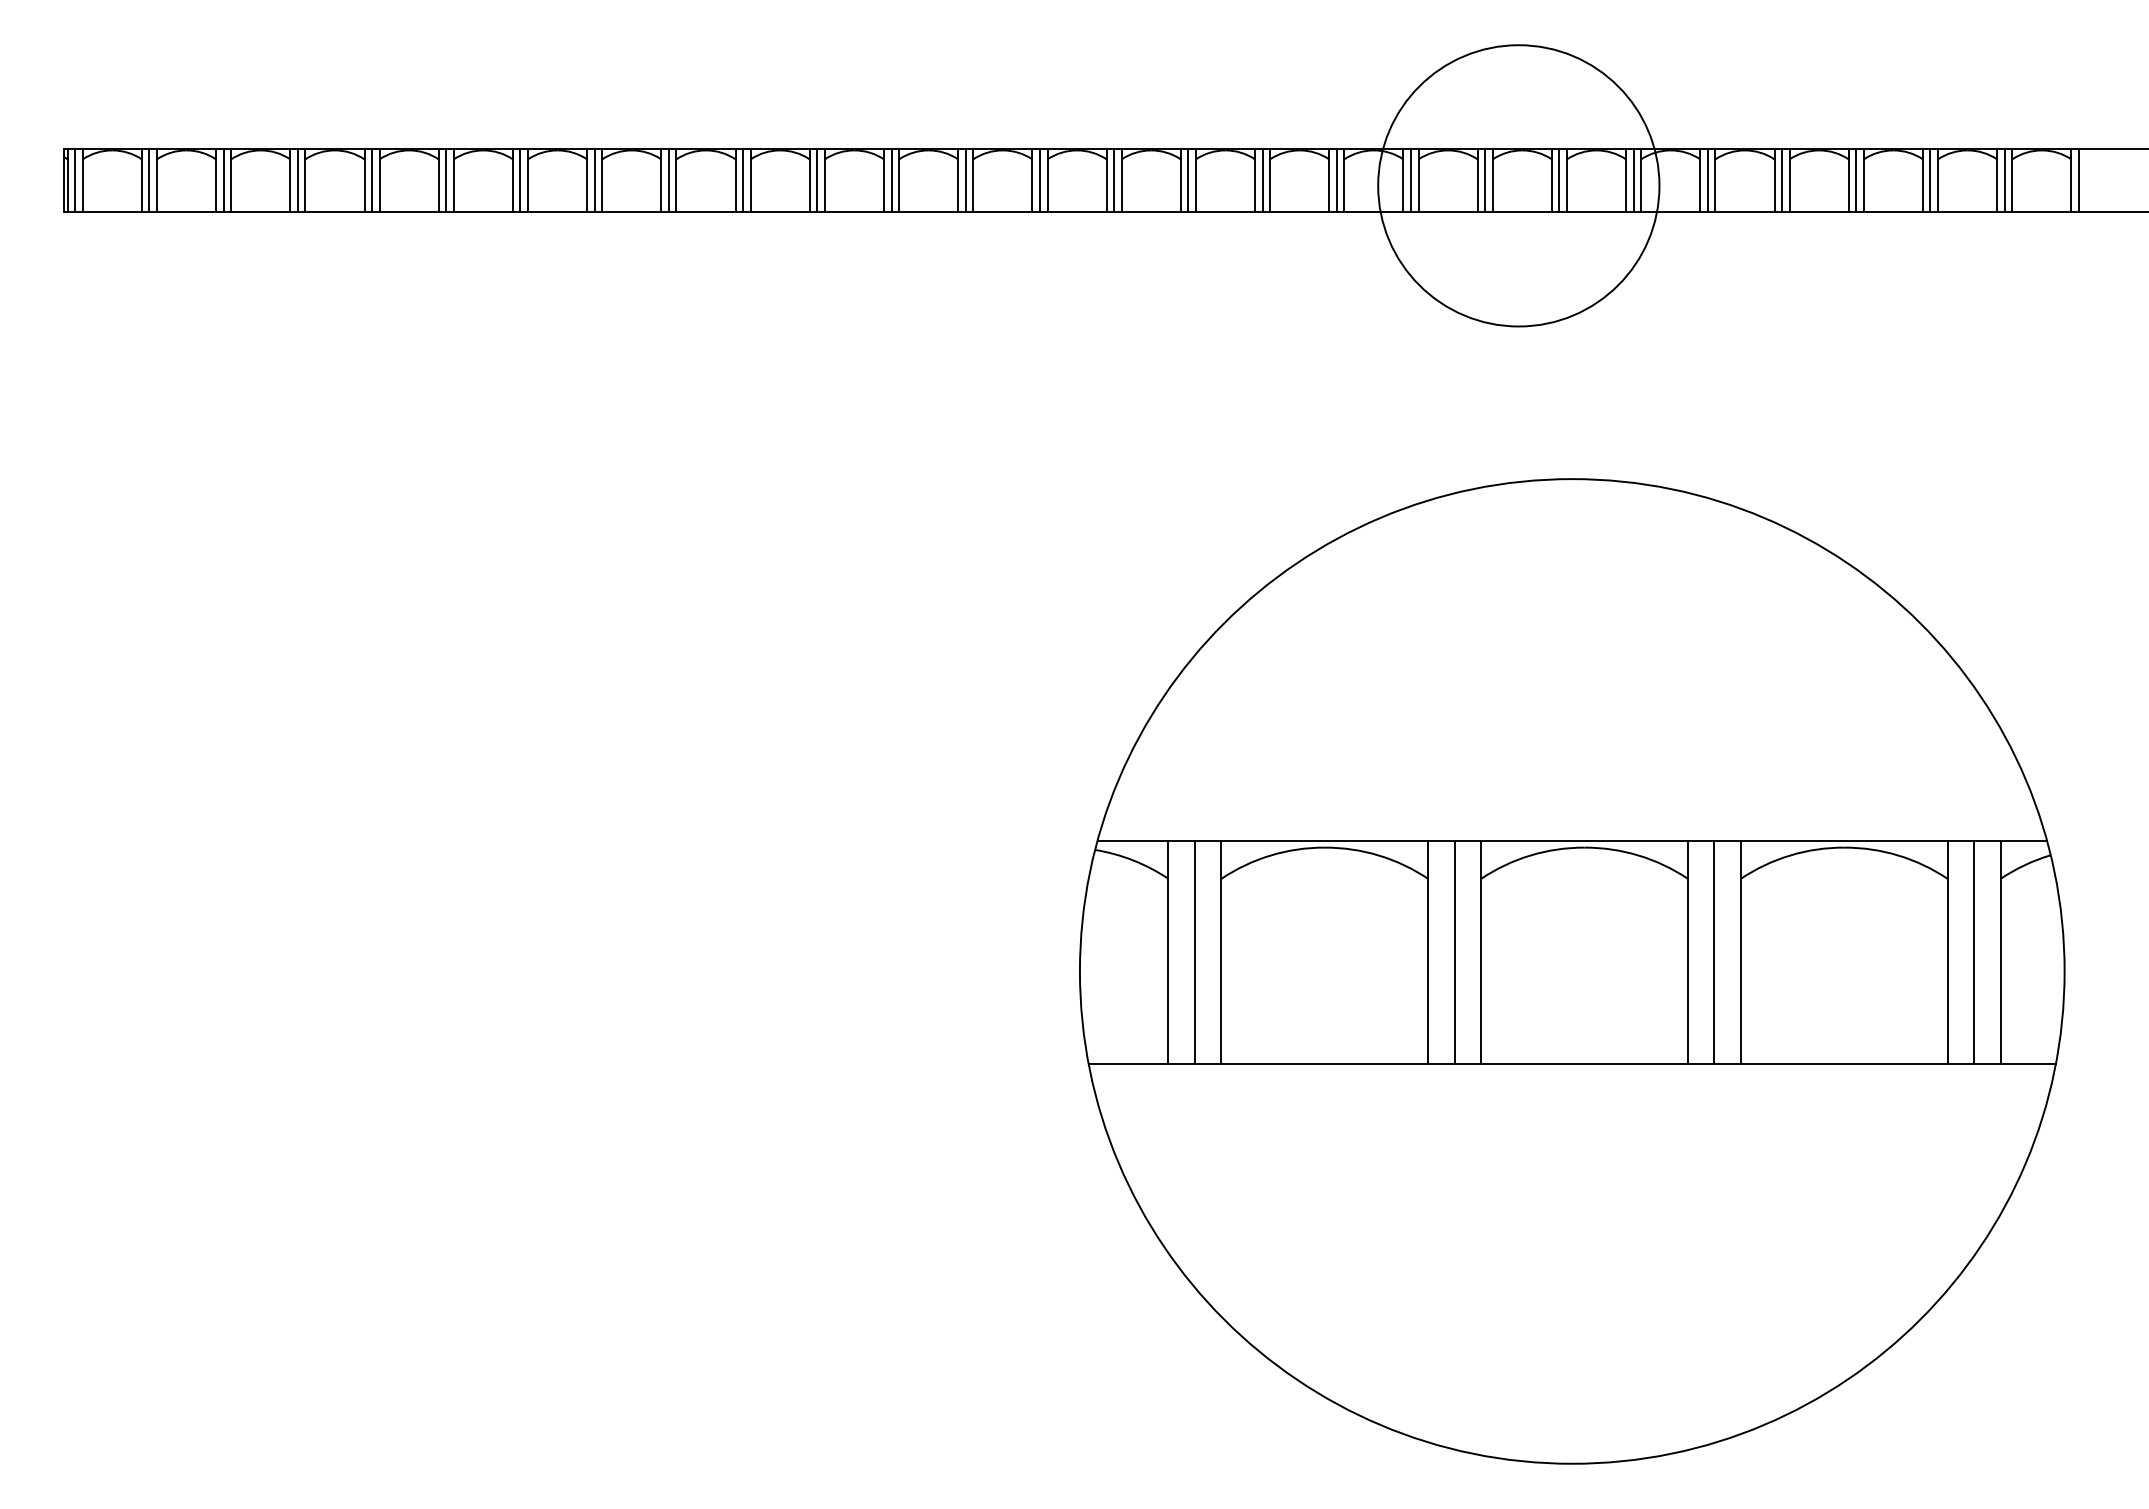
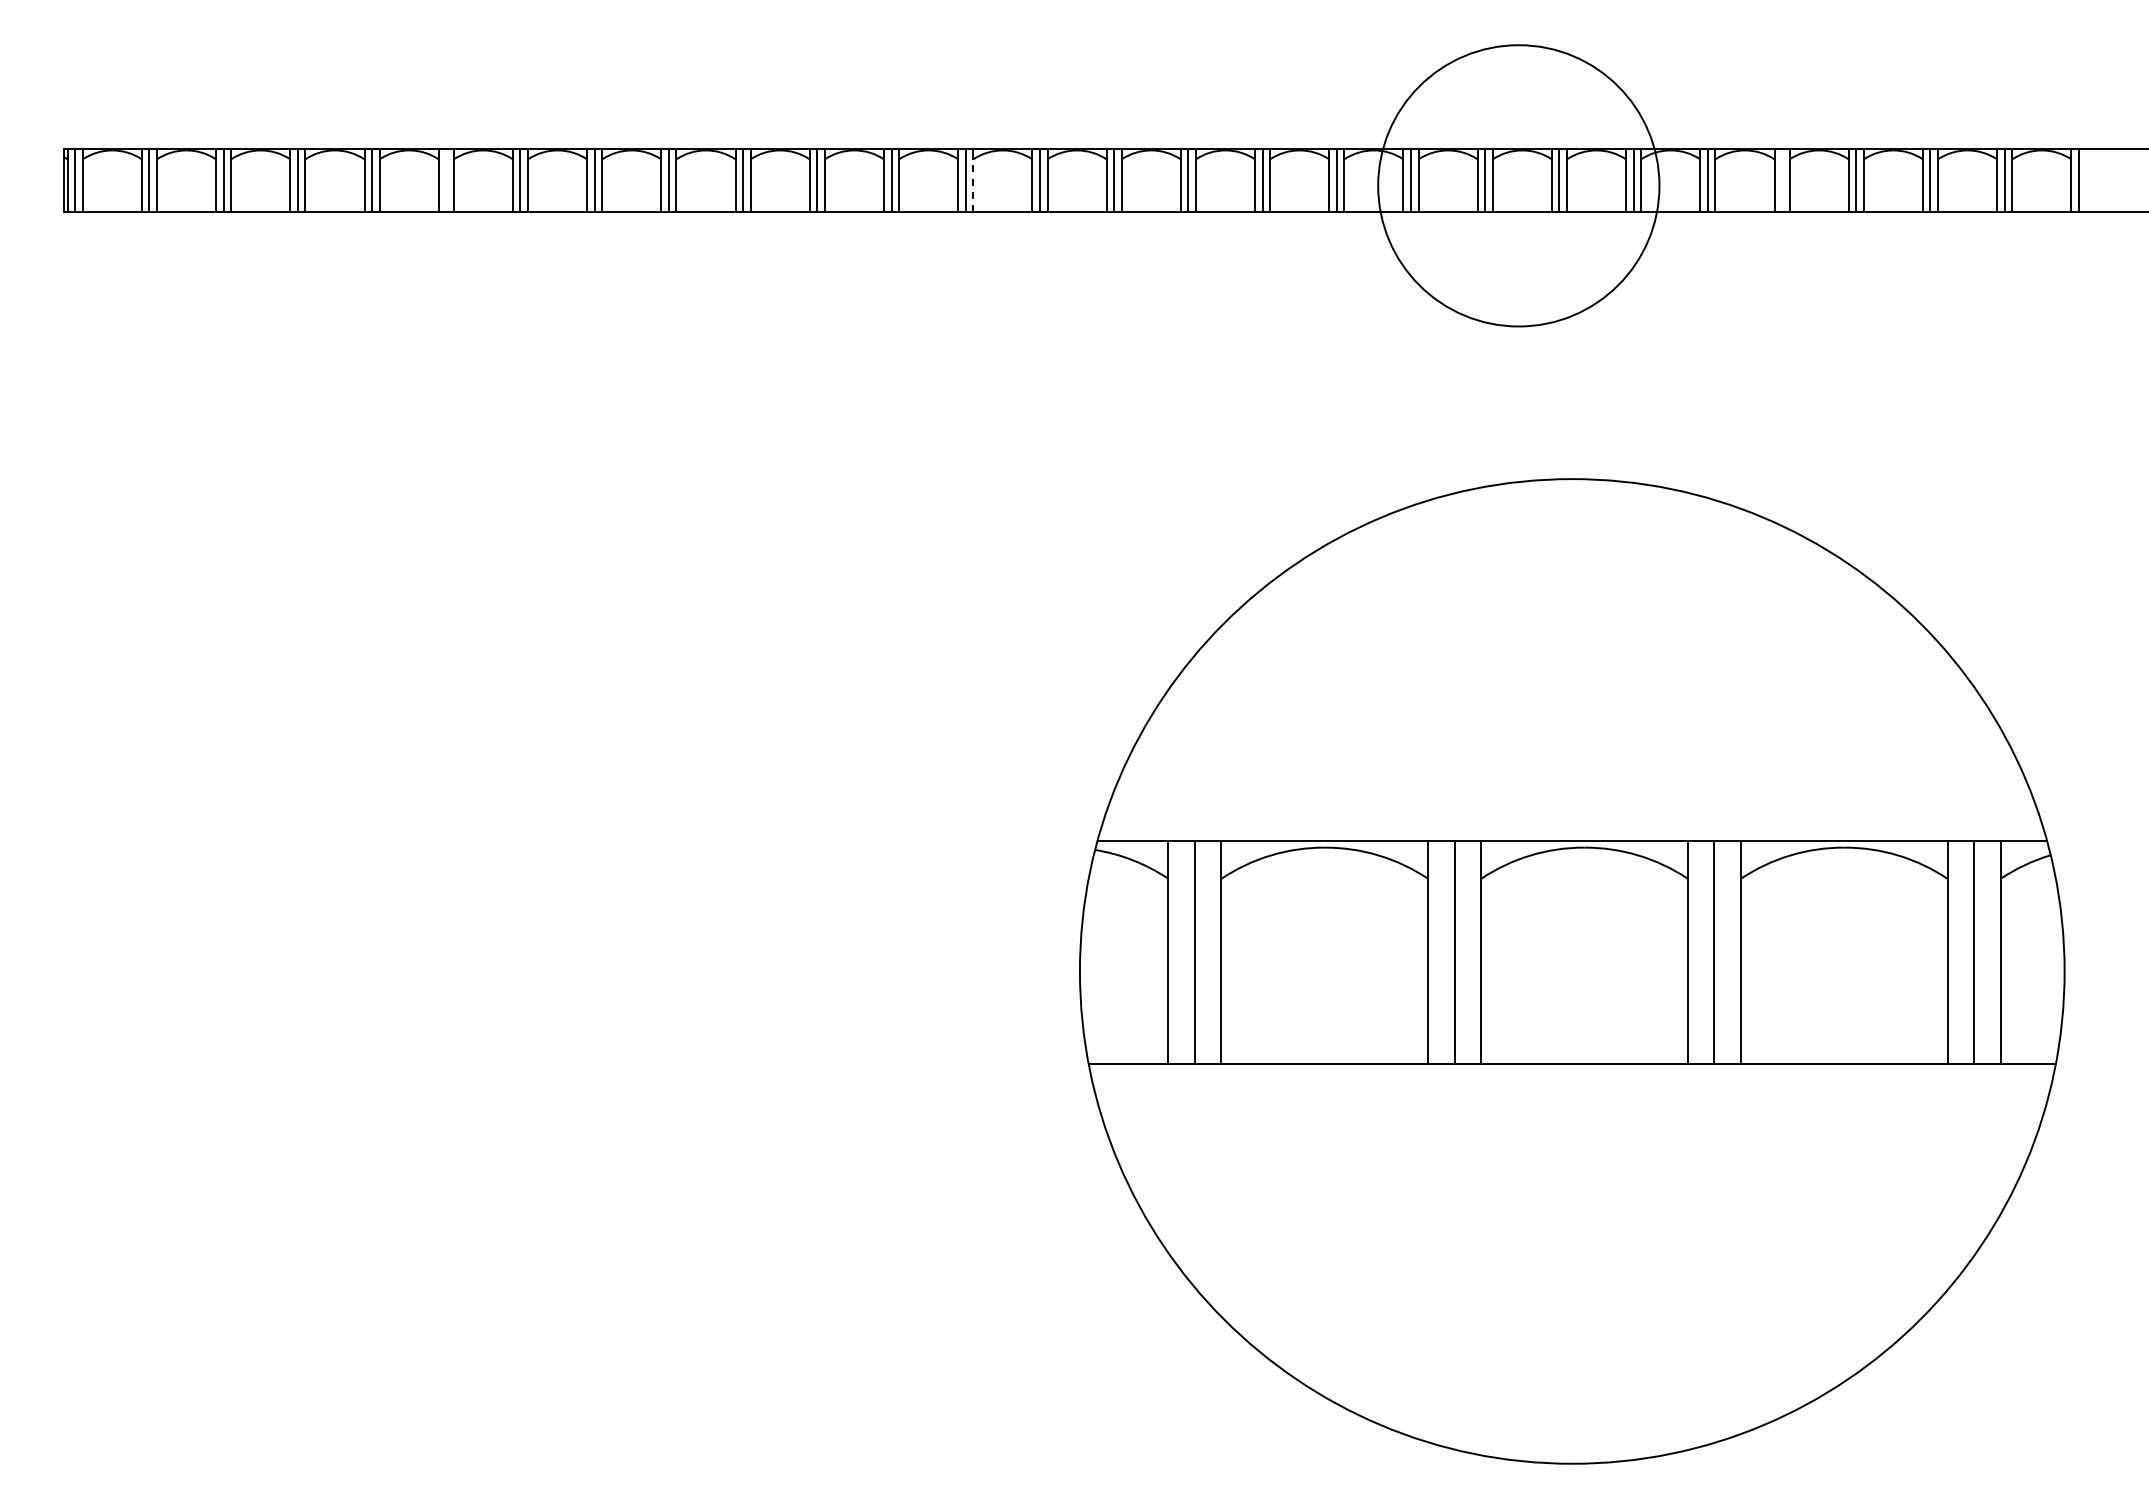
line: present -> none (446, 180)
line: present -> none (1782, 180)
line: solid -> dashed (973, 185)
